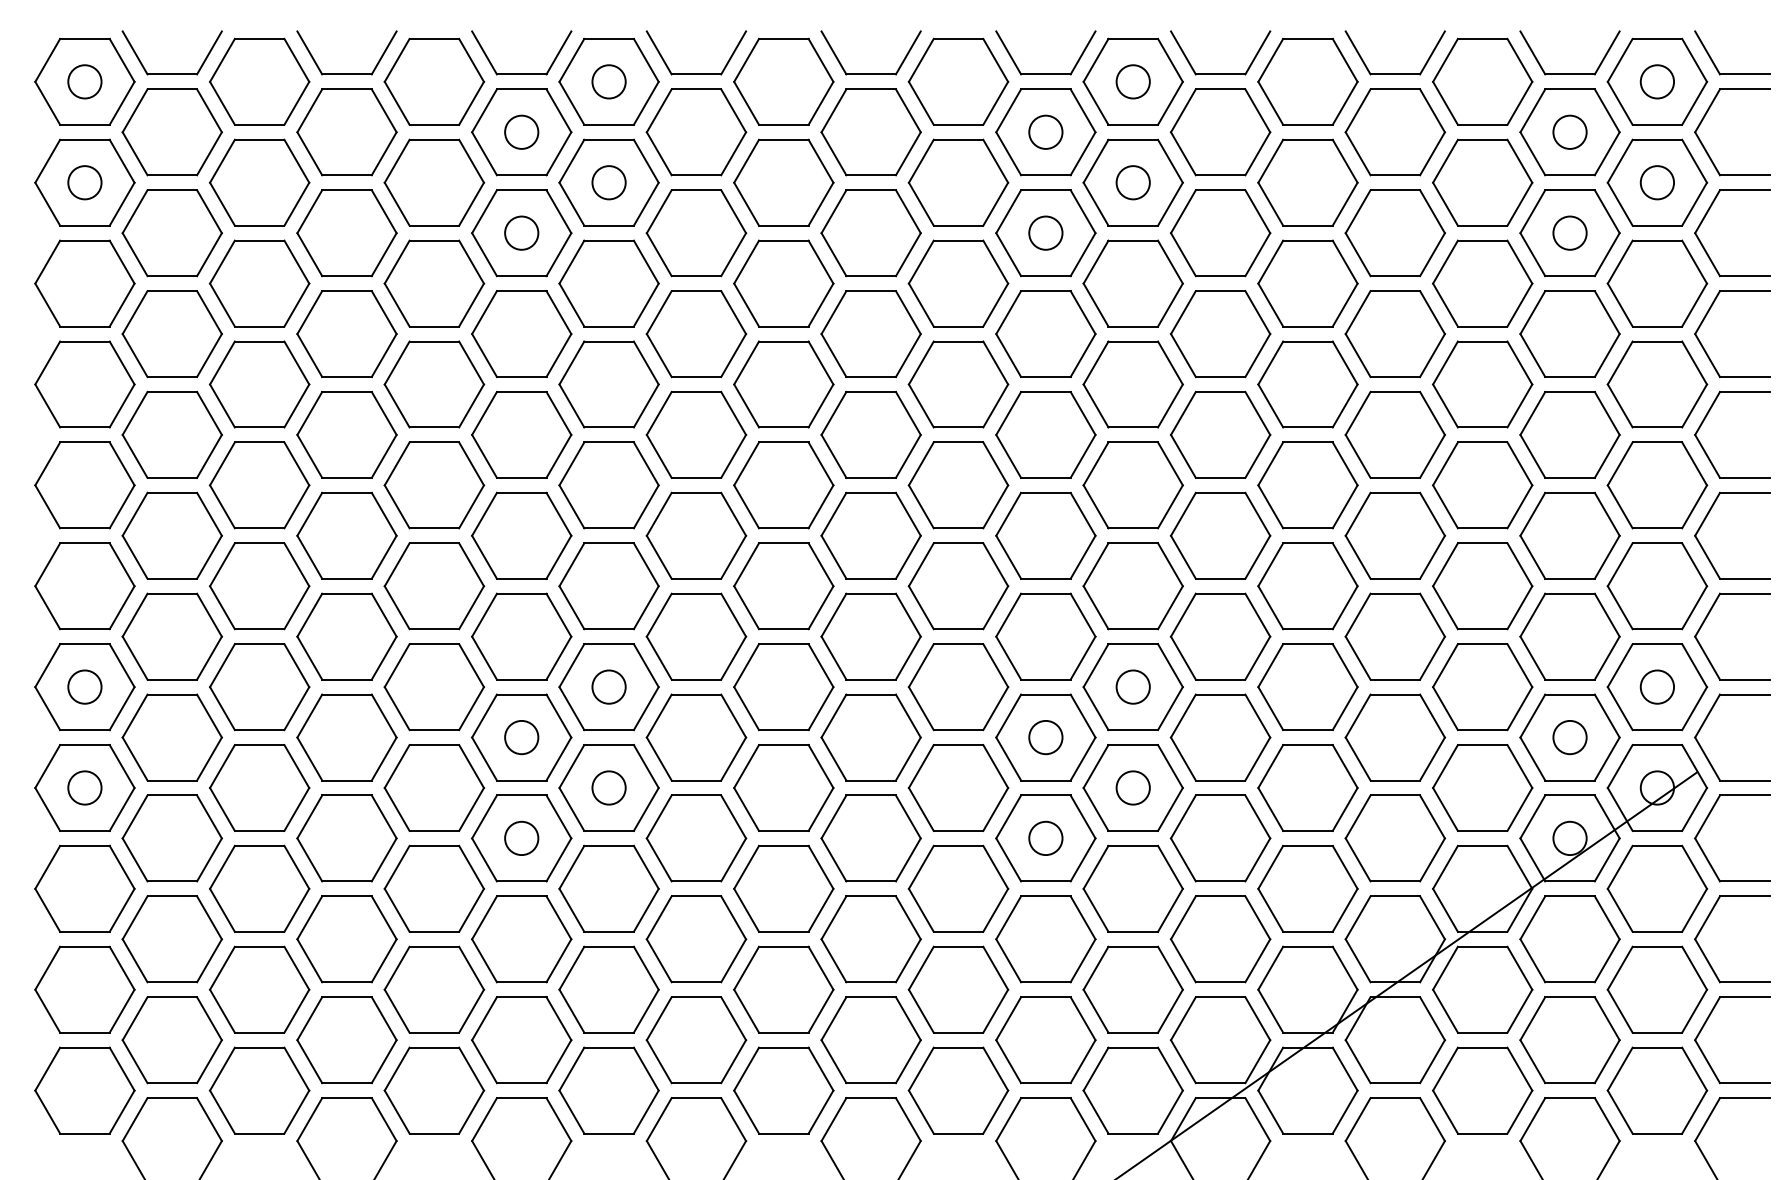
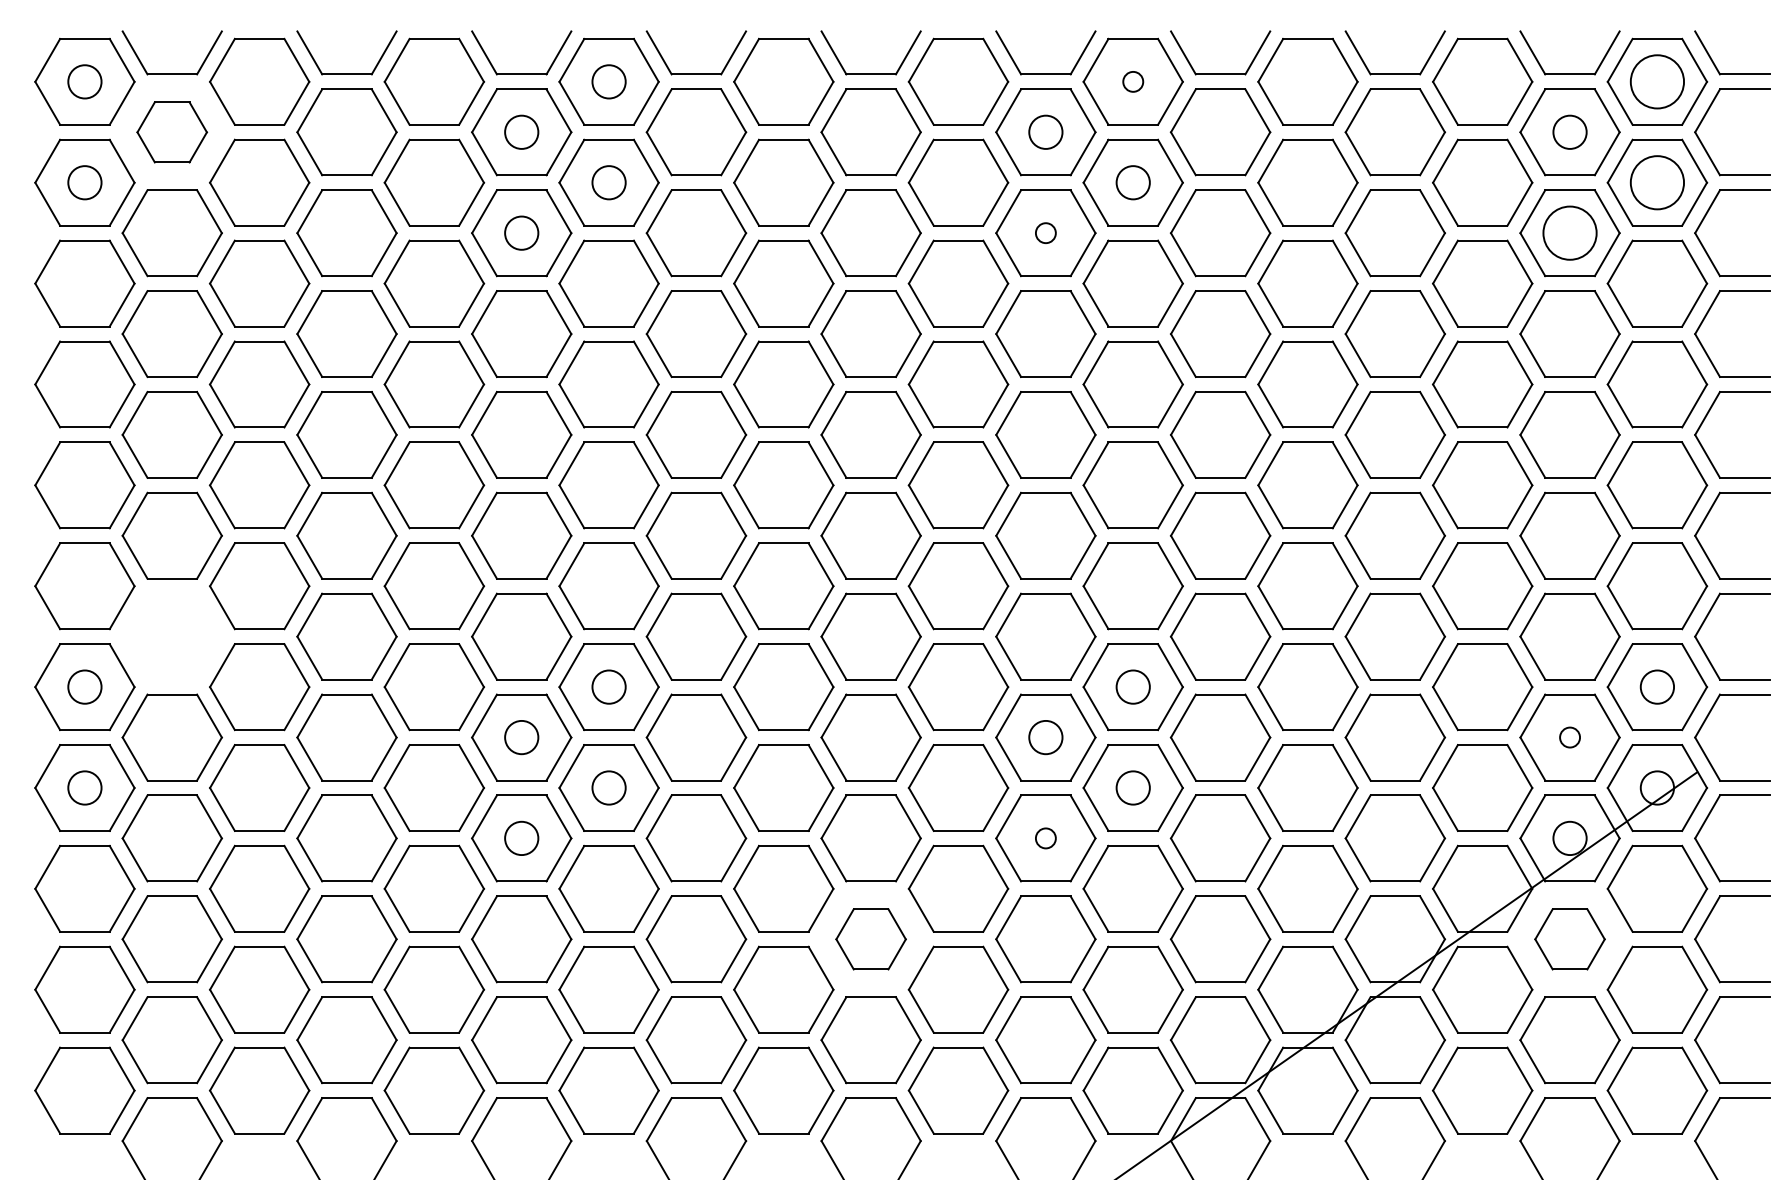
circle diameter: 33 px -> 20 px (1133, 81)
circle diameter: 33 px -> 53 px (1657, 81)
part size: 102x89 px -> 73x63 px (172, 132)
circle diameter: 33 px -> 53 px (1657, 182)
circle diameter: 33 px -> 20 px (1045, 233)
circle diameter: 33 px -> 53 px (1569, 232)
part: present -> none (171, 636)
circle diameter: 33 px -> 20 px (1570, 737)
circle diameter: 33 px -> 20 px (1045, 838)
part size: 102x89 px -> 72x63 px (870, 939)
part size: 102x89 px -> 72x63 px (1569, 939)
